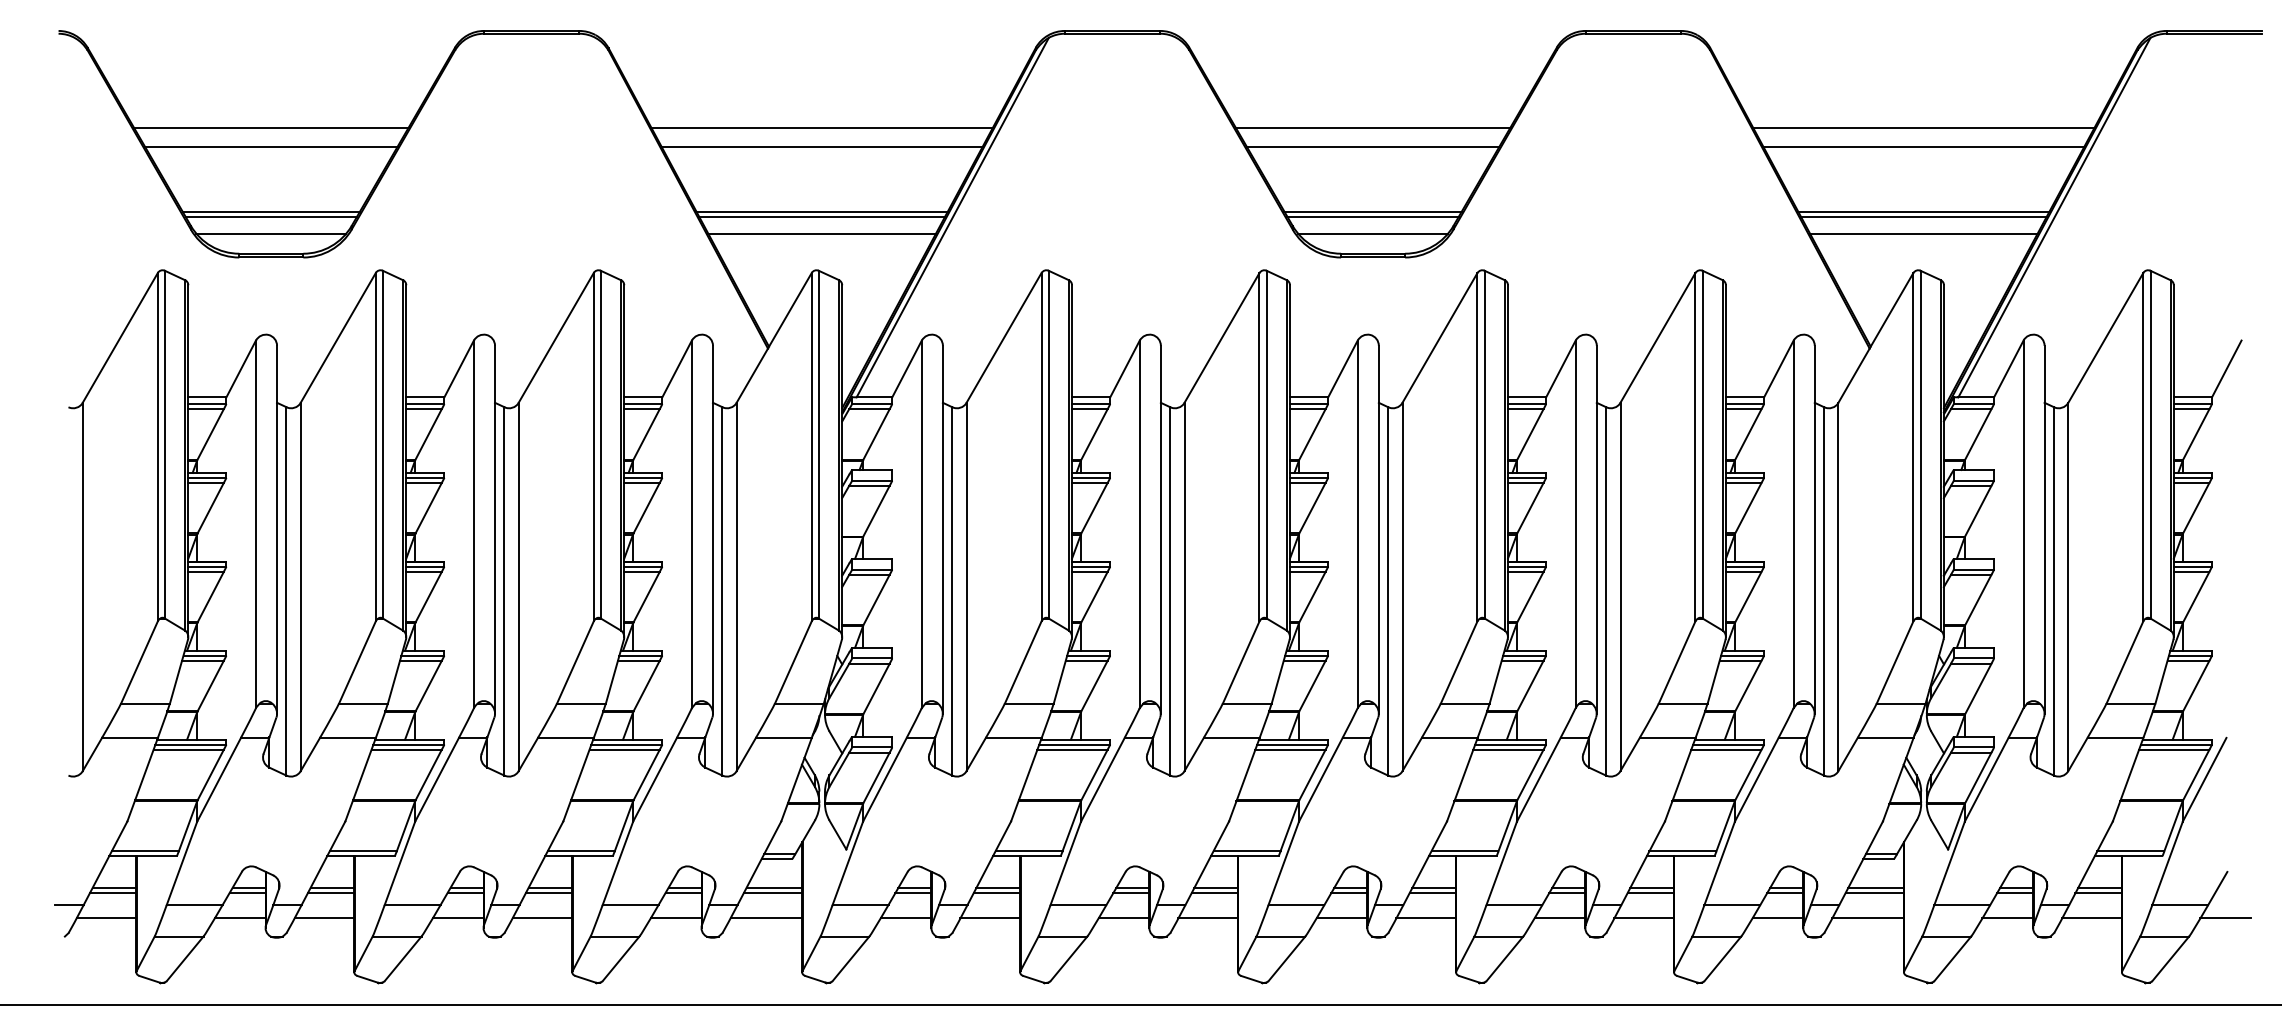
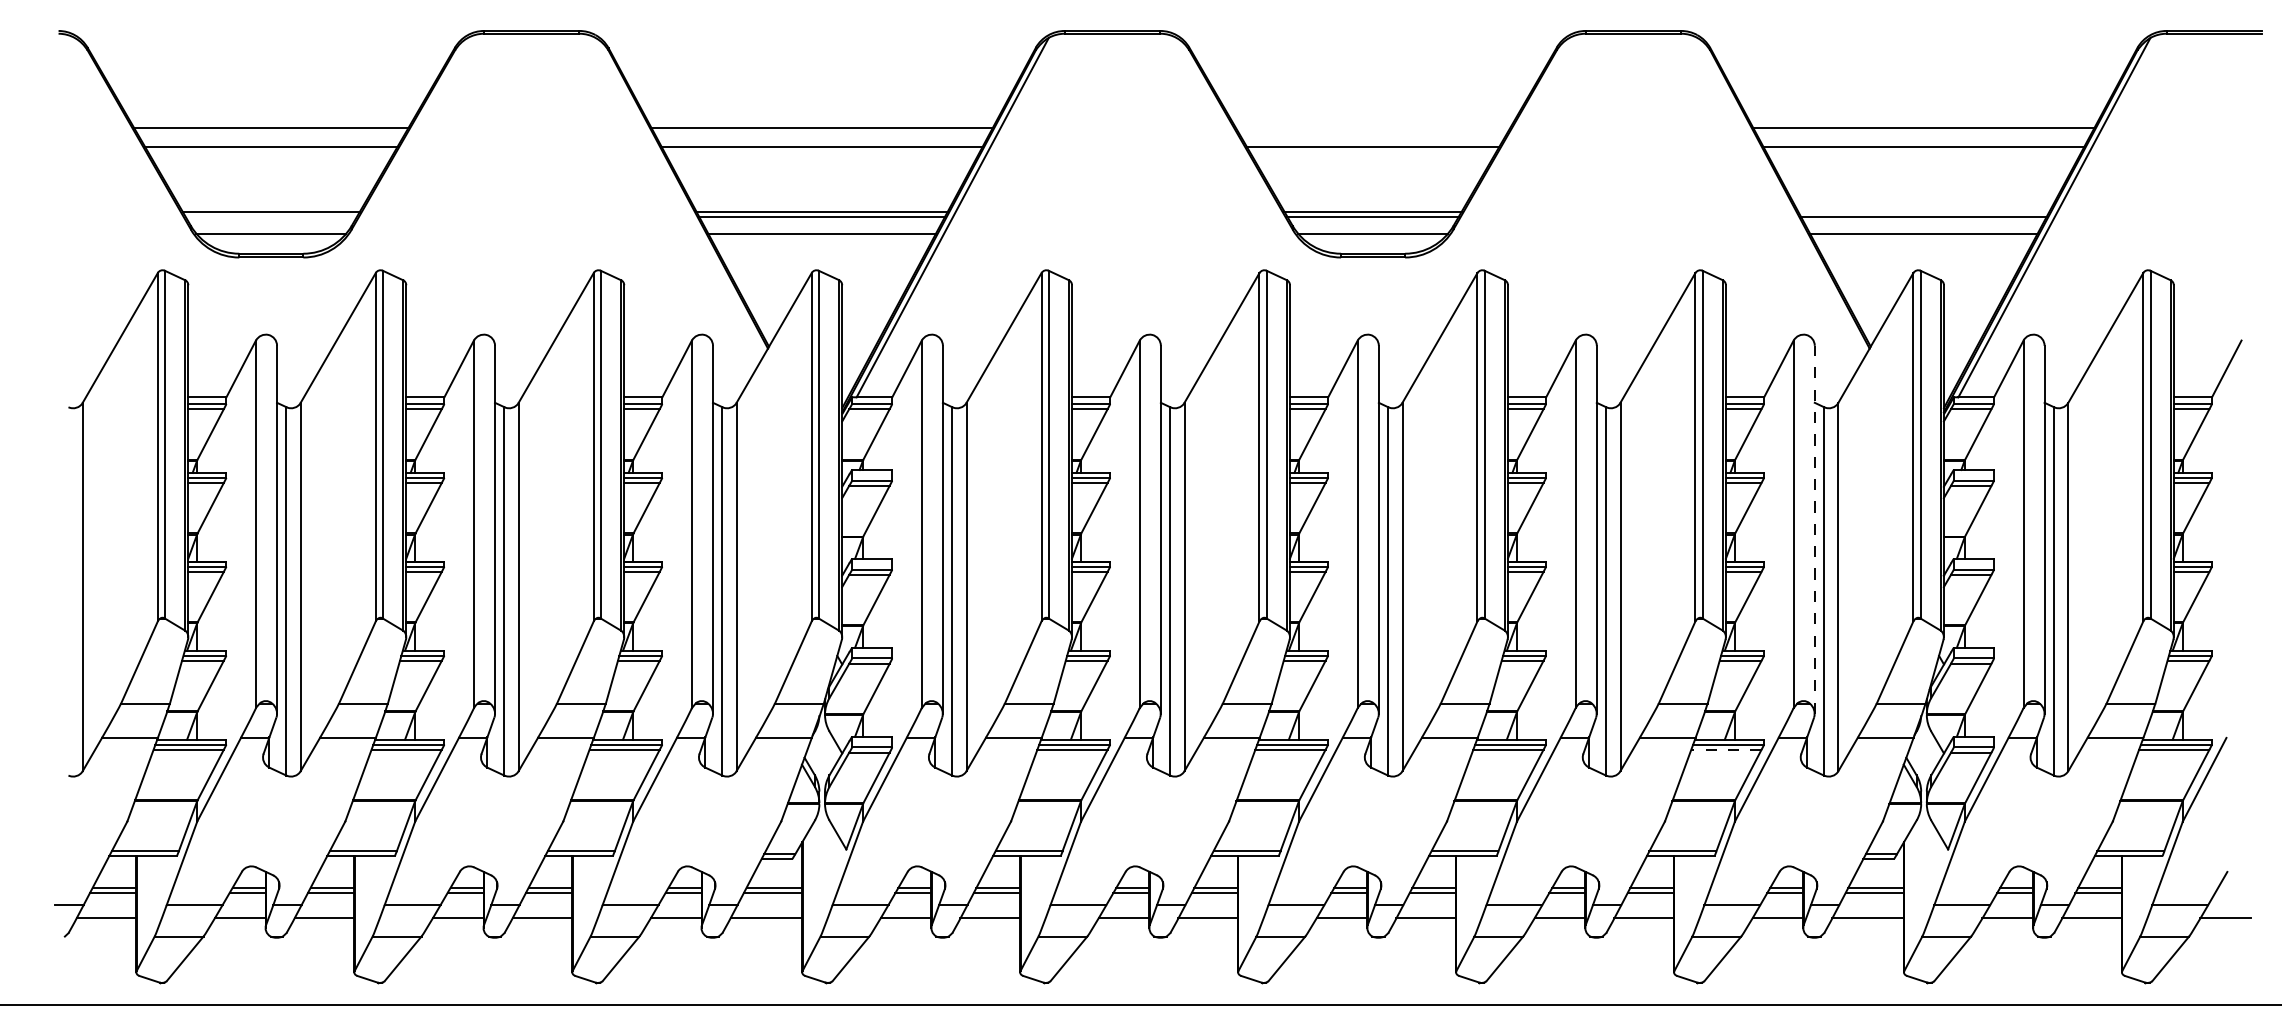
line: present -> none (1372, 127)
line: present -> none (1923, 211)
line: present -> none (270, 216)
line: solid -> dashed (1814, 529)
line: solid -> dashed (1725, 749)
